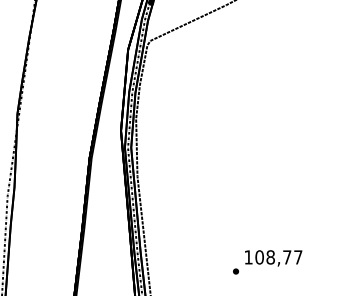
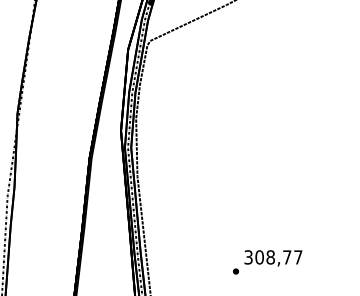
text: 108,77 -> 308,77 (248, 257)
